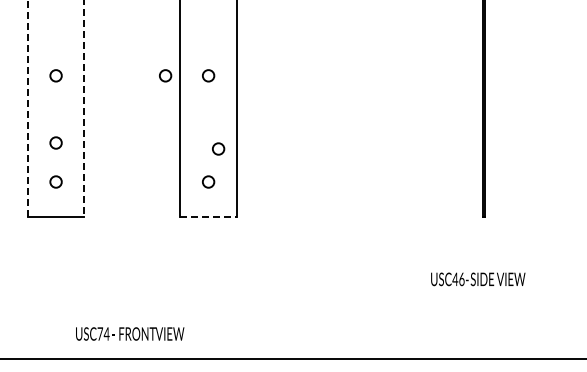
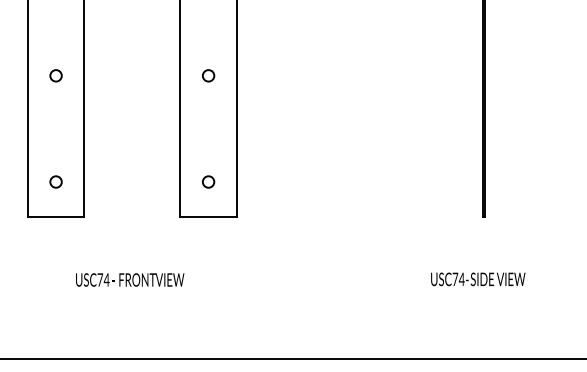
circle: present -> none (165, 75)
line: dashed -> solid (27, 108)
line: dashed -> solid (84, 108)
circle: present -> none (55, 142)
circle: present -> none (218, 148)
line: dashed -> solid (209, 217)
text: USC46- -> USC74- (458, 279)
text position: (130, 333) -> (130, 279) (130, 279)
